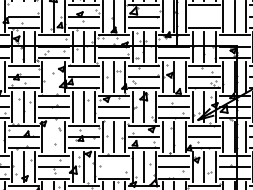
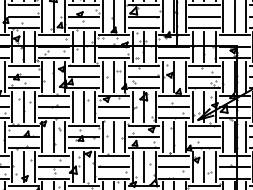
line: none -> present (23, 5)
line: none -> present (204, 16)
line: none -> present (53, 76)
line: none -> present (53, 137)
line: none -> present (113, 167)
